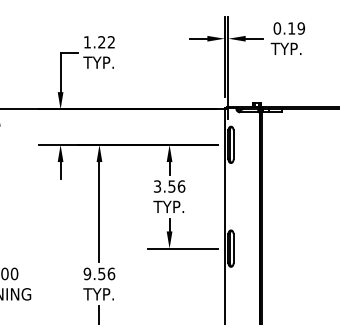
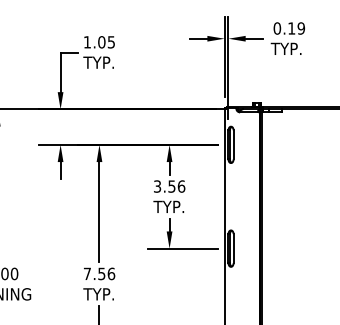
text: 1.22 -> 1.05 (106, 42)
text: 9.56 -> 7.56 (87, 273)
